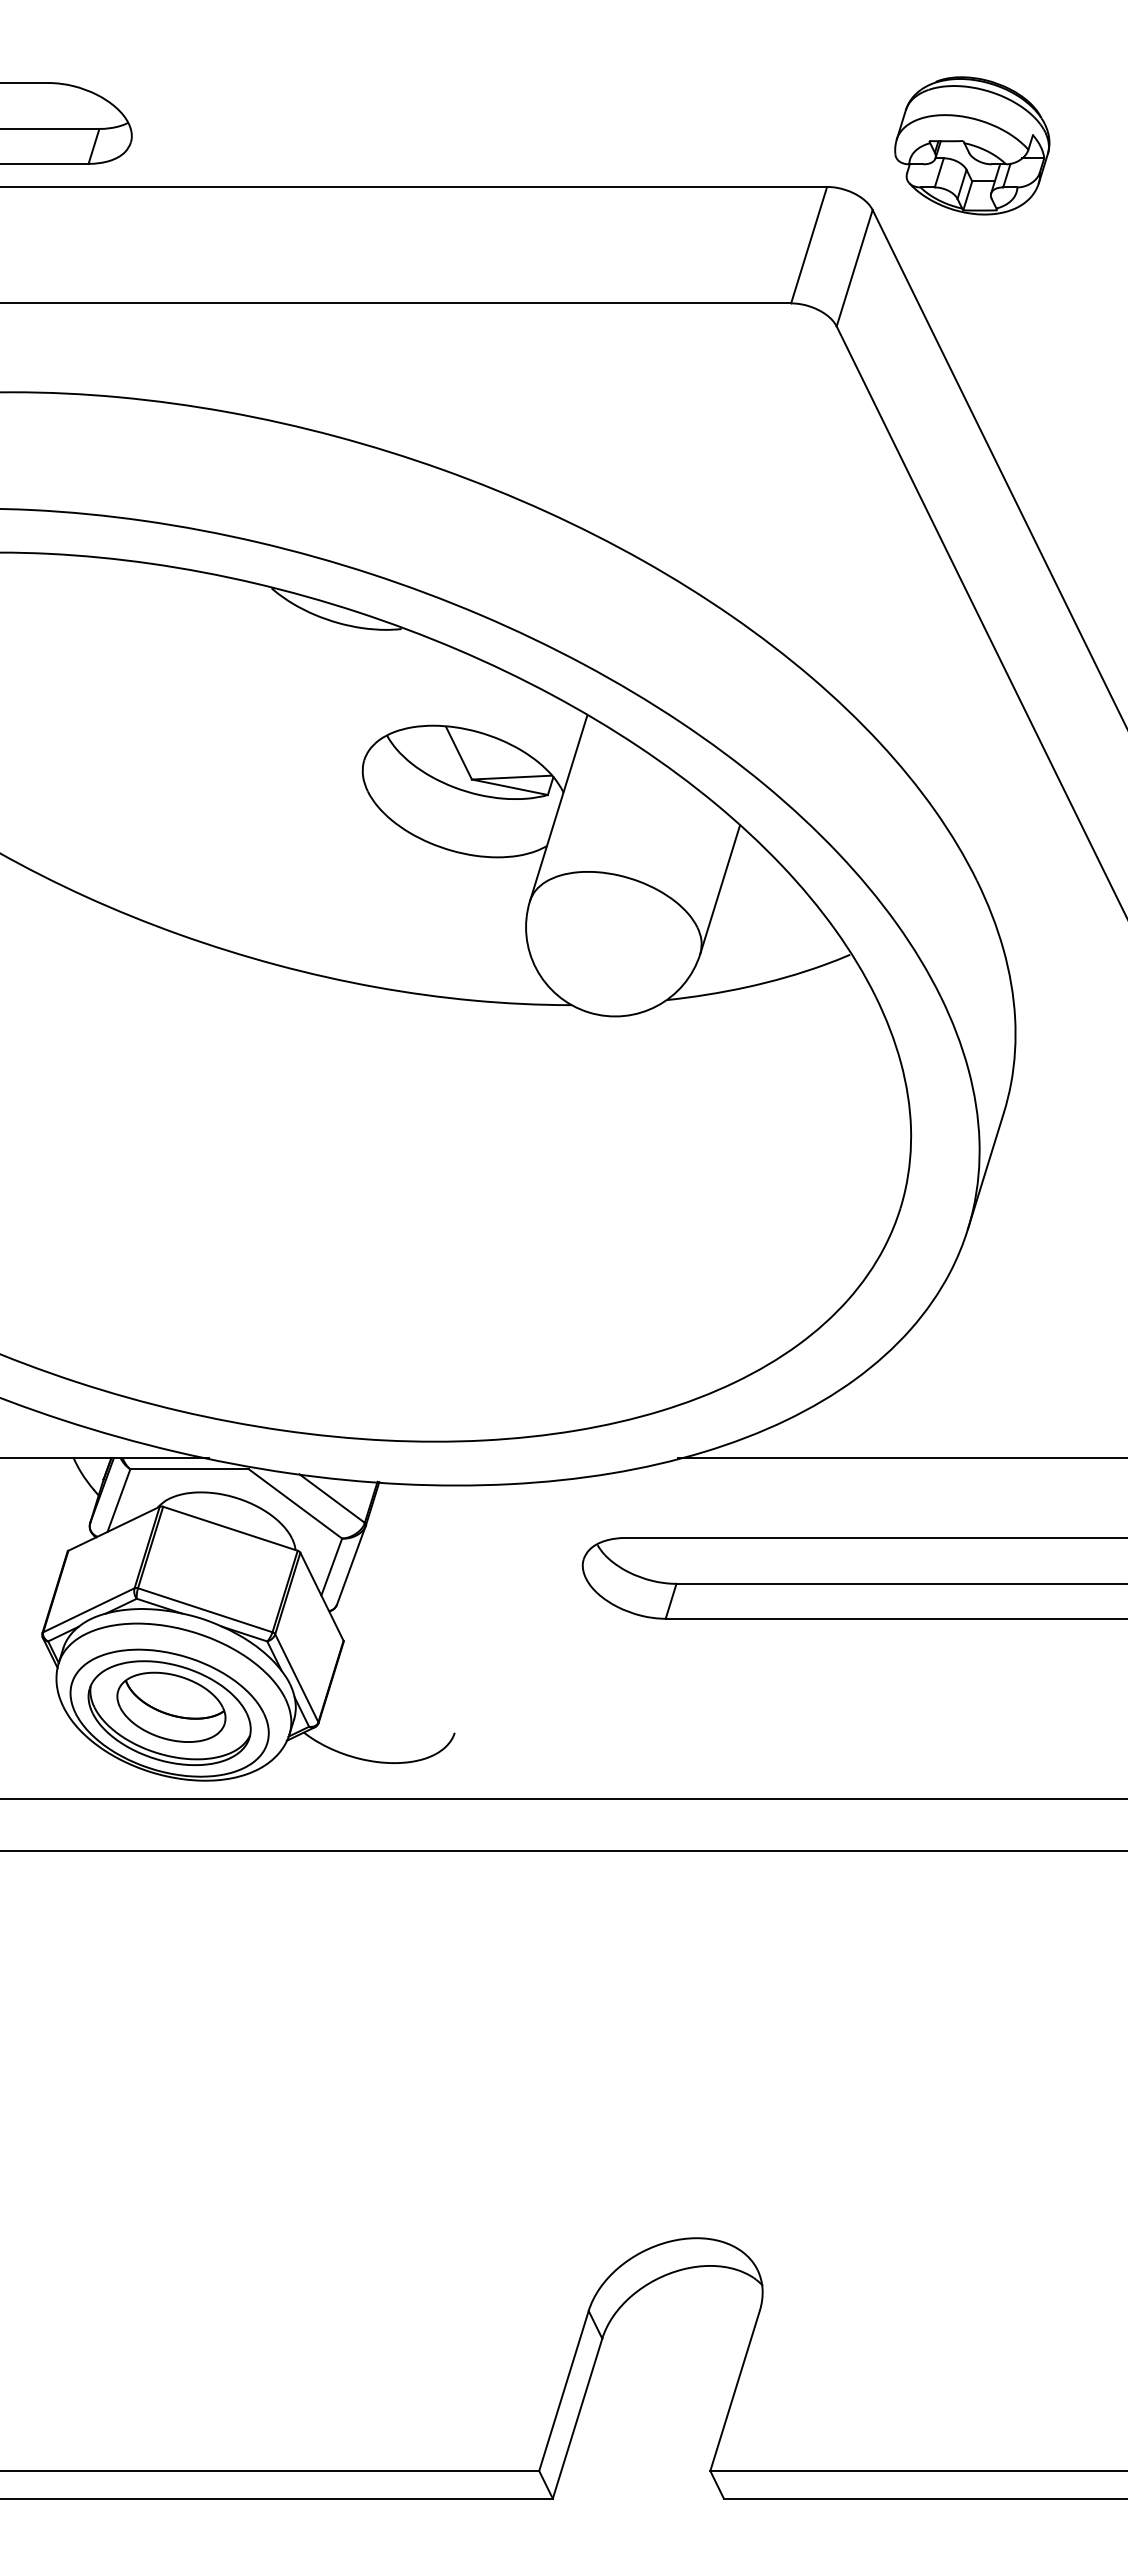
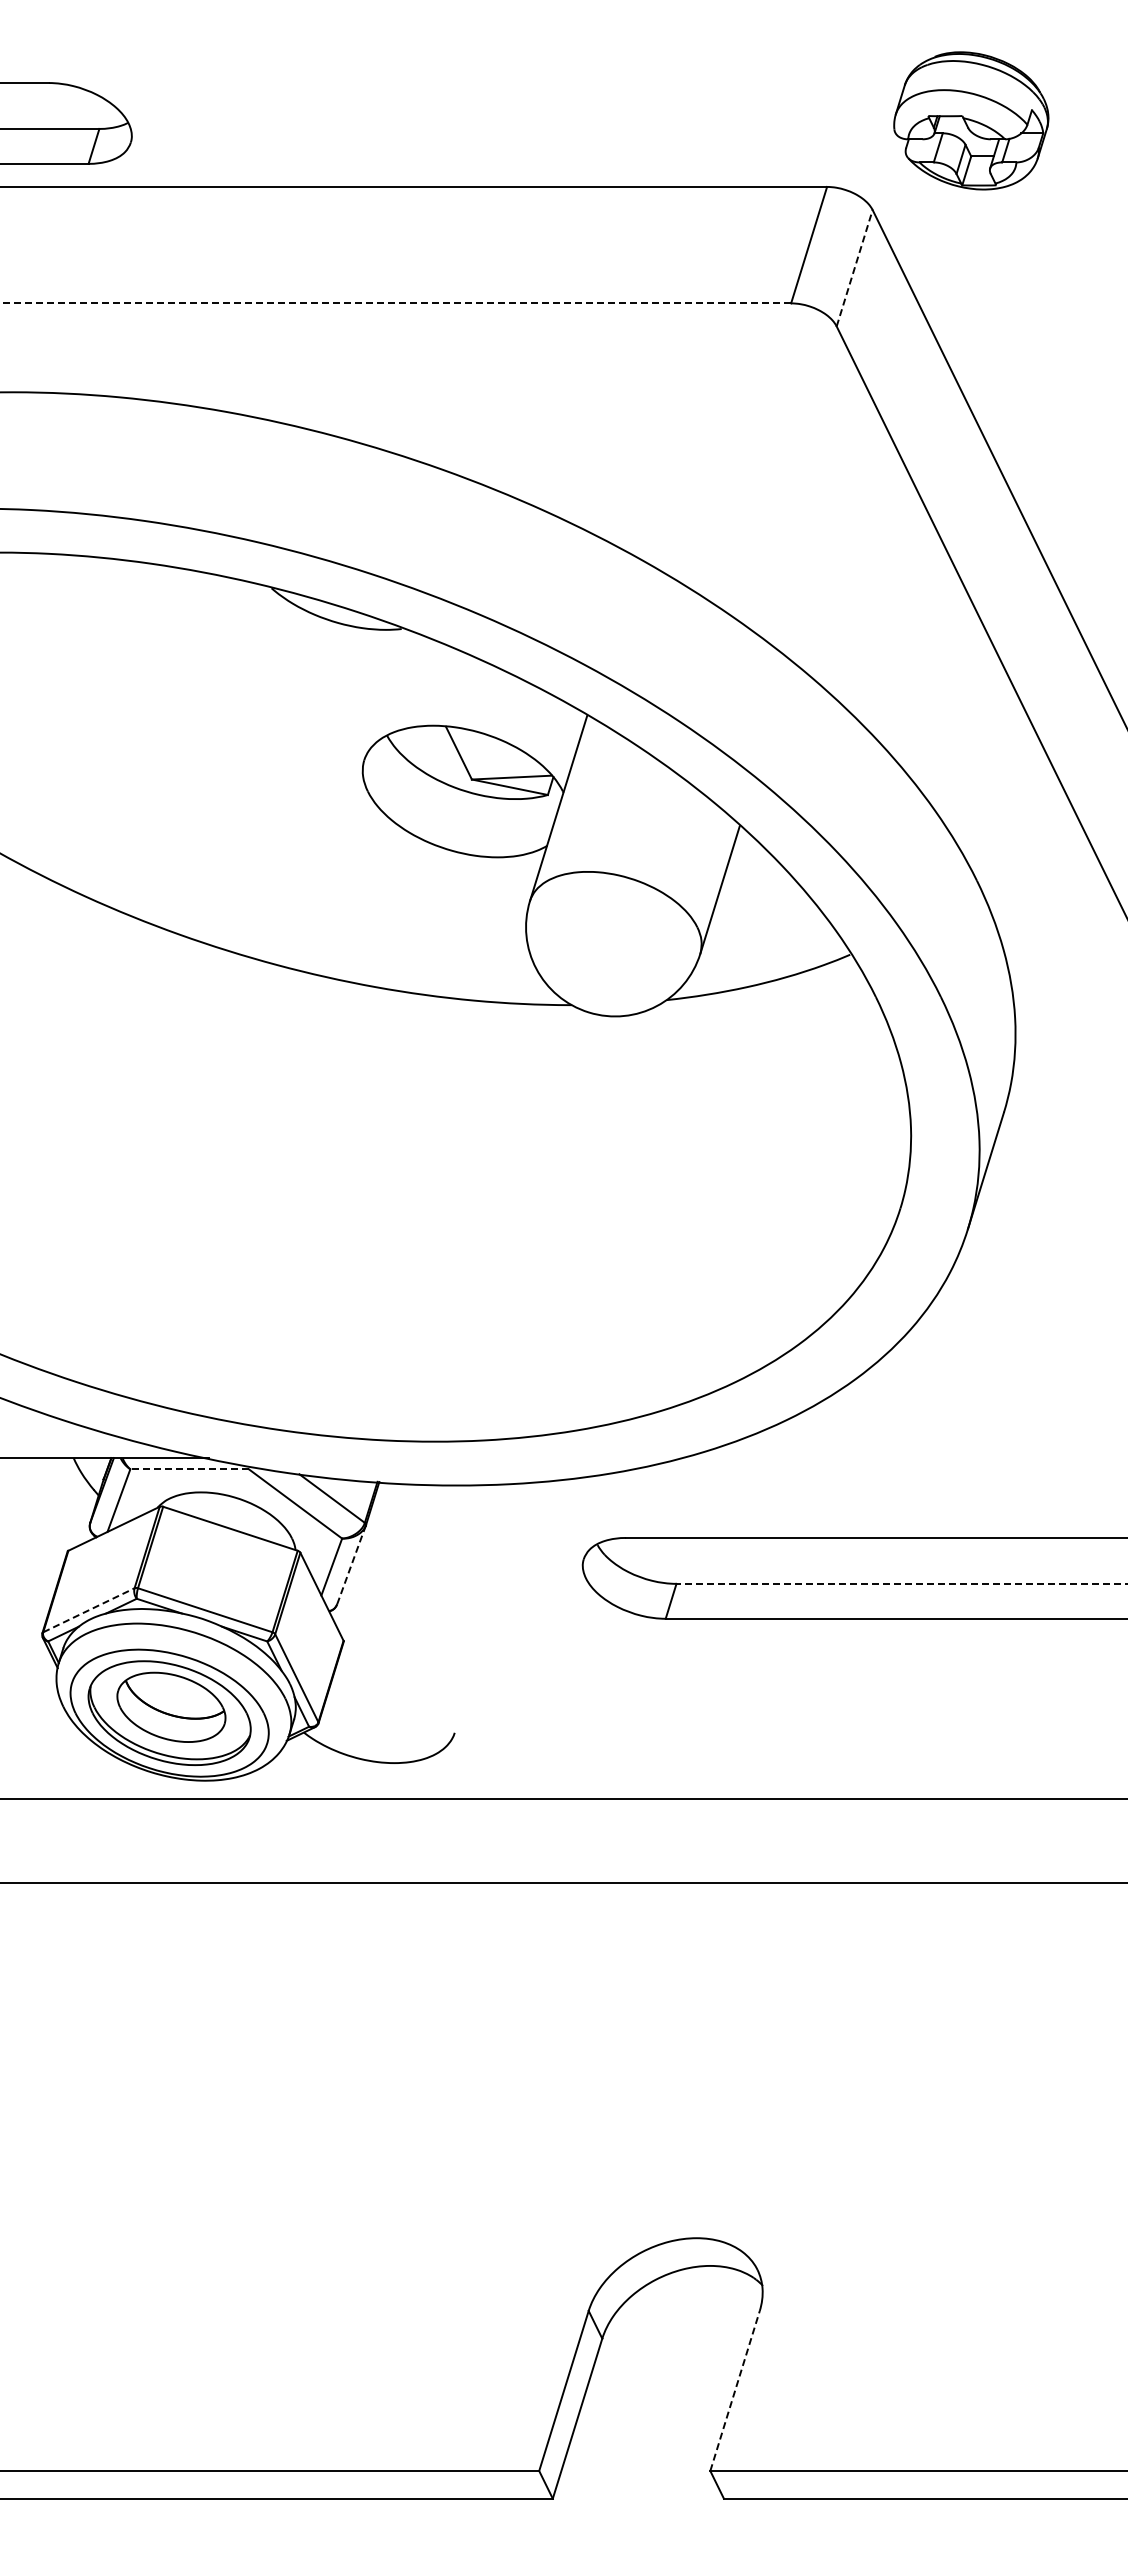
part position: (972, 145) -> (971, 120) (971, 120)
line: solid -> dashed (854, 268)
line: solid -> dashed (395, 303)
line: present -> none (900, 1458)
line: solid -> dashed (189, 1469)
line: solid -> dashed (351, 1565)
line: solid -> dashed (901, 1583)
line: solid -> dashed (88, 1610)
line position: (563, 1851) -> (563, 1883) (563, 1883)
line: solid -> dashed (735, 2390)
